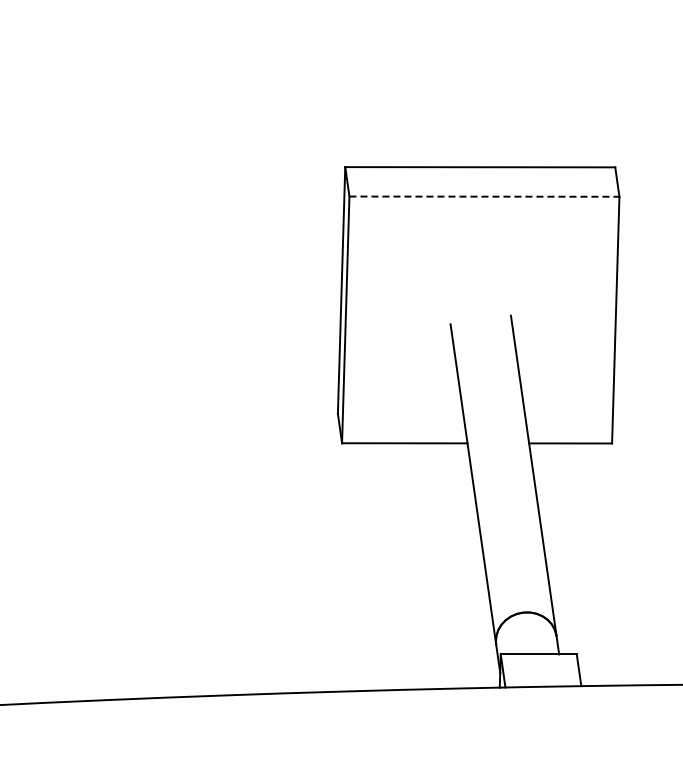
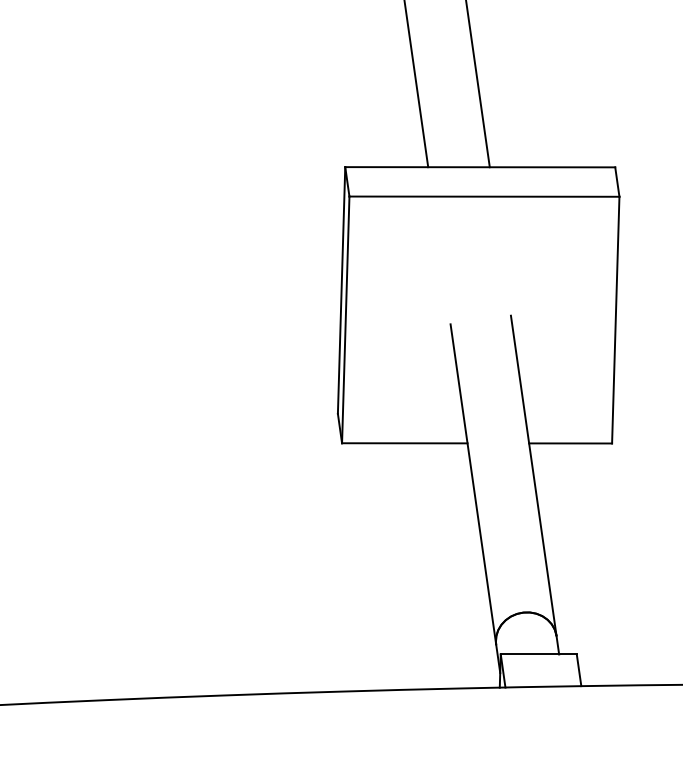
line: none -> present (416, 84)
line: none -> present (477, 84)
line: dashed -> solid (484, 196)
